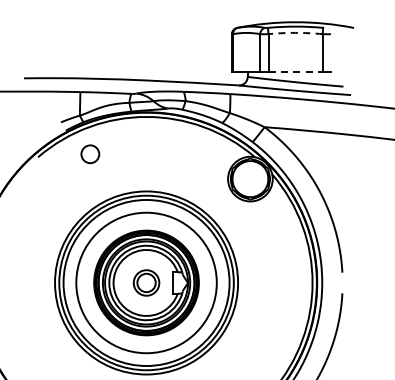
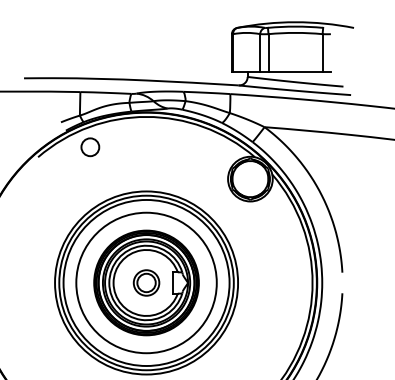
arc: dashed -> solid (295, 32)
line: dashed -> solid (296, 72)
circle position: (90, 154) -> (90, 147) (90, 147)
